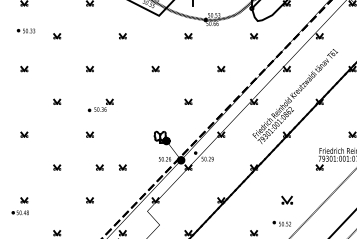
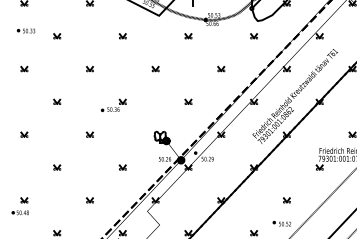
part position: (100, 105) -> (113, 105) (113, 105)
part: present -> none (99, 167)
part size: 12x10 px -> 9x7 px (286, 200)
